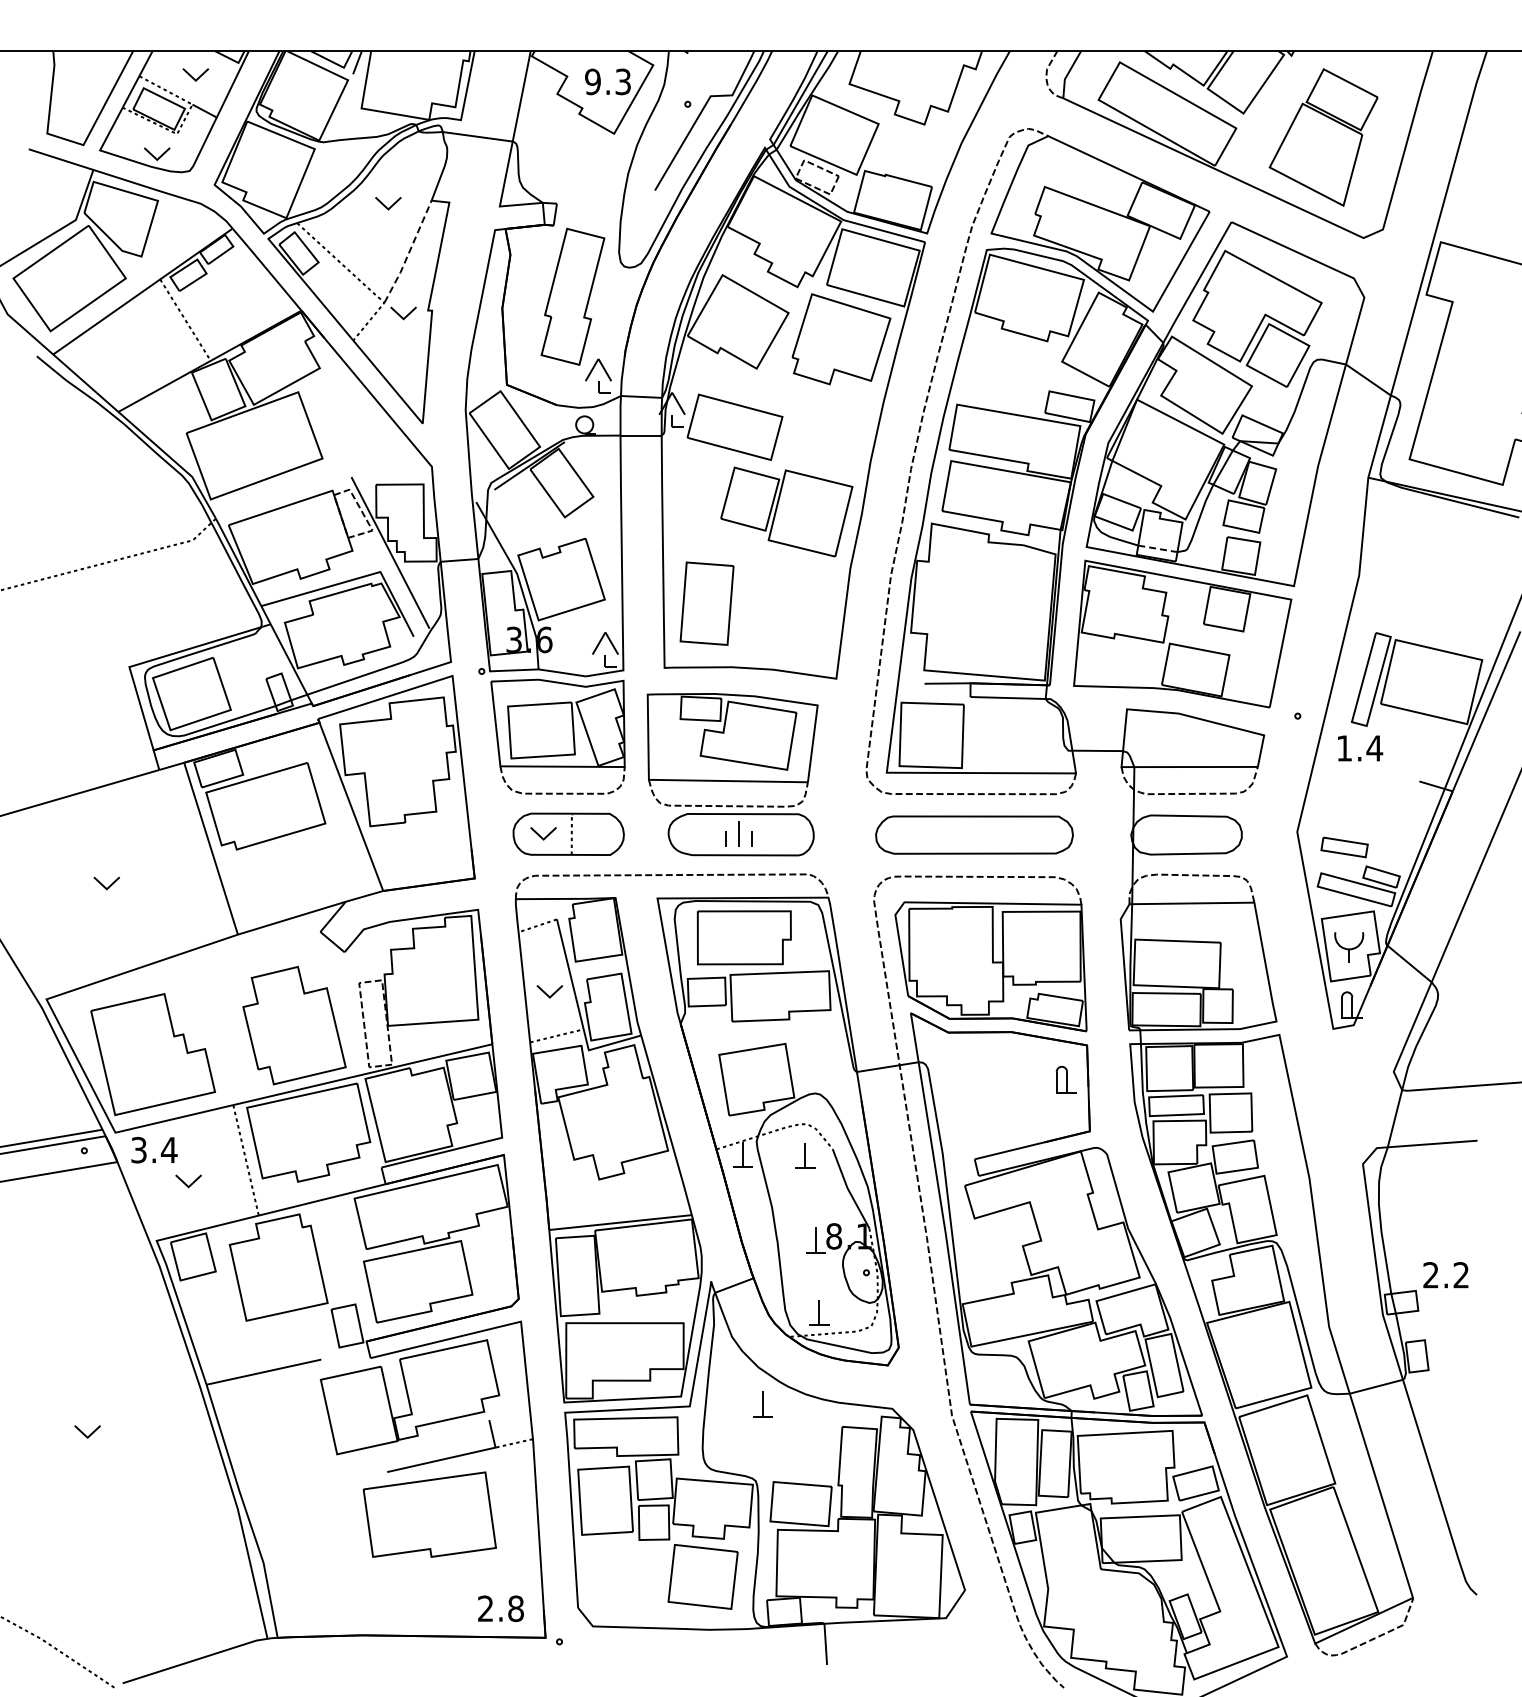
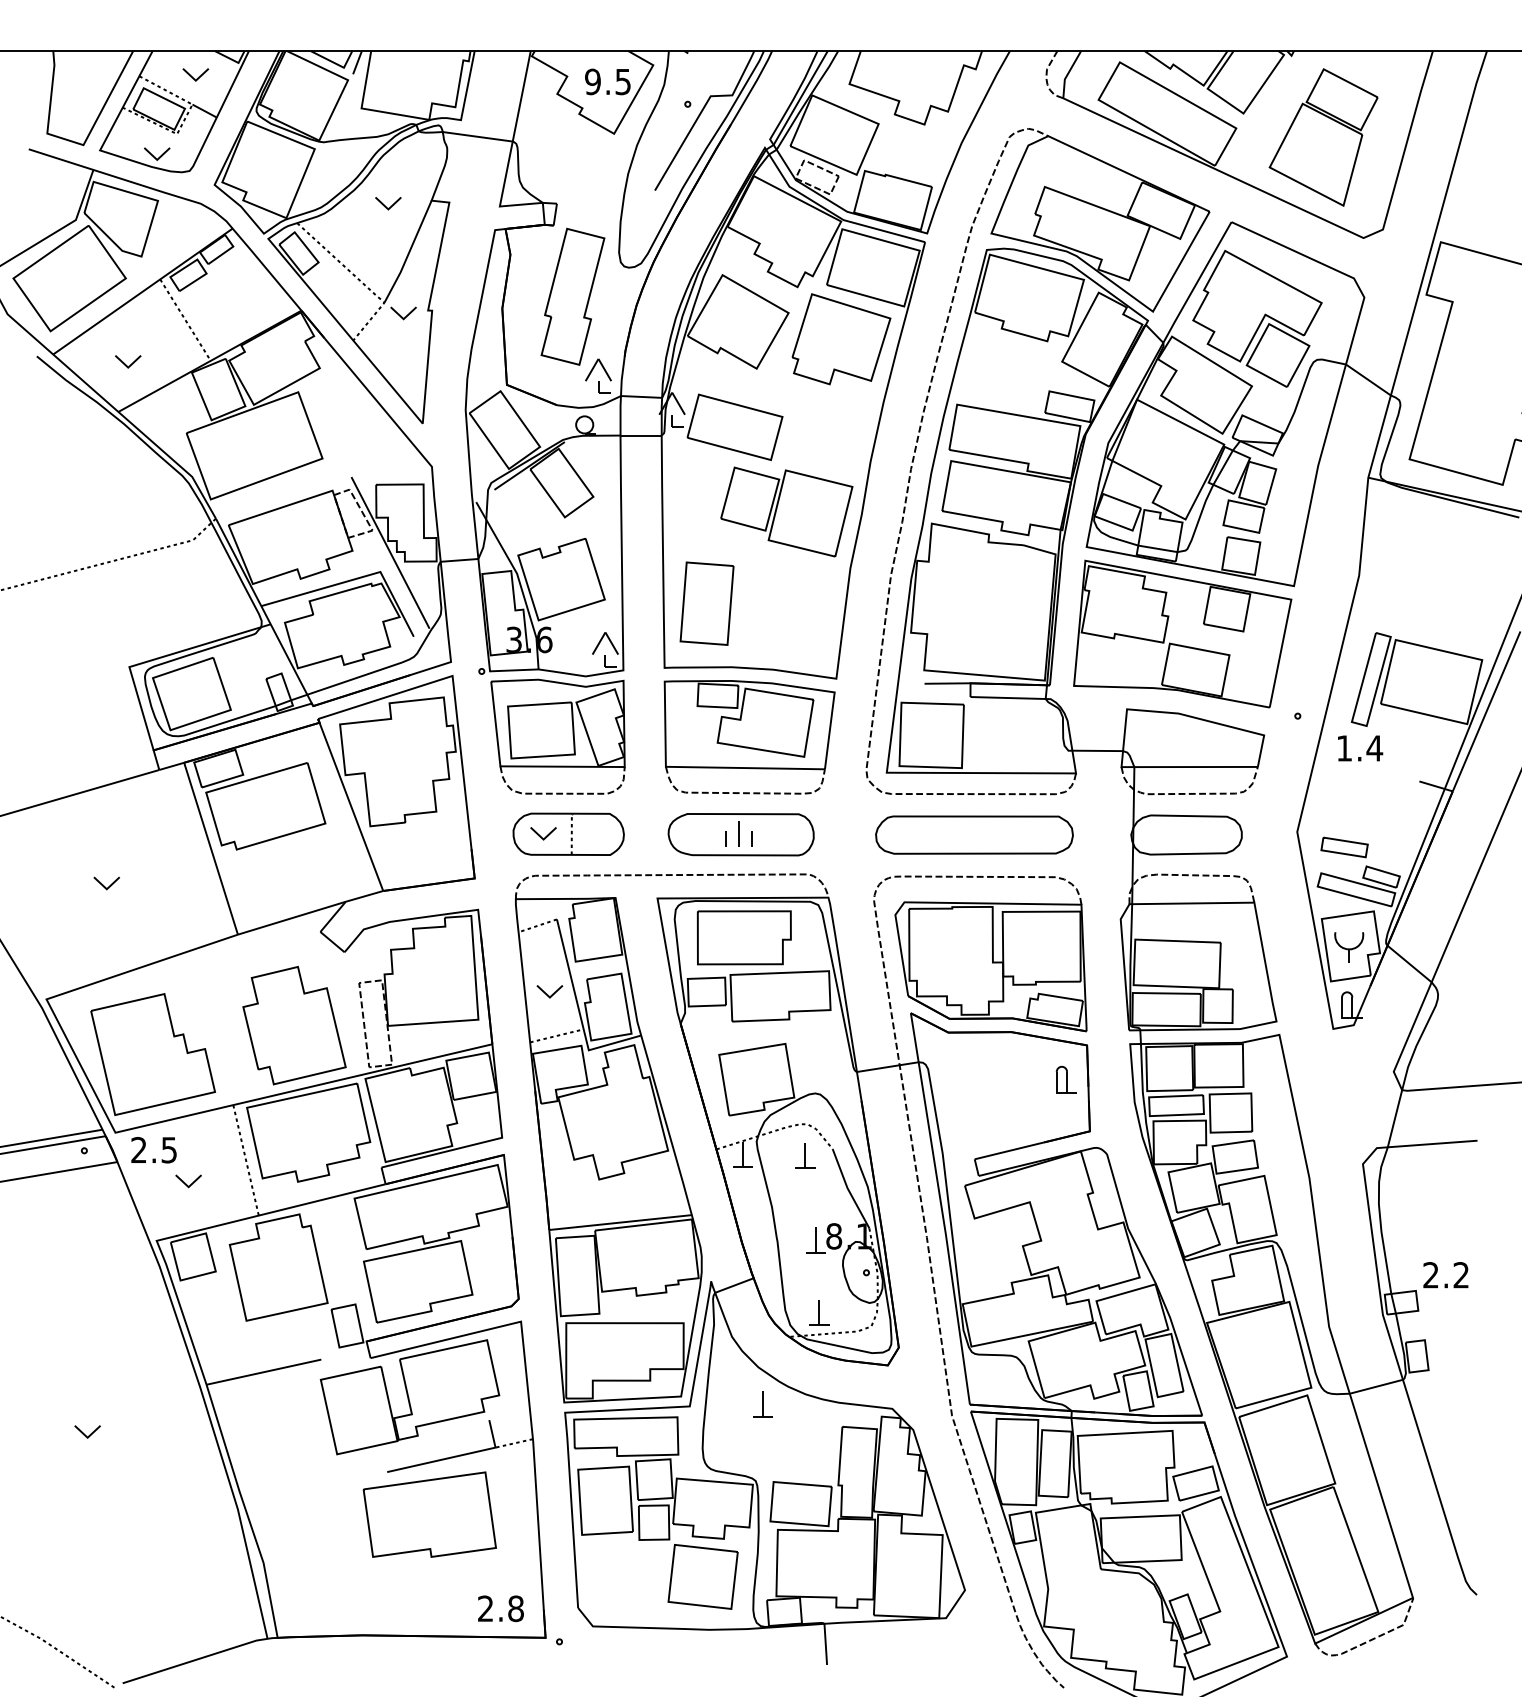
text: 9.3 -> 9.5 (623, 81)
line: dashed -> solid (409, 252)
part: none -> present (128, 361)
line: dashed -> solid (1157, 548)
part position: (732, 750) -> (749, 737) (749, 737)
text: 3.4 -> 2.5 (154, 1150)
